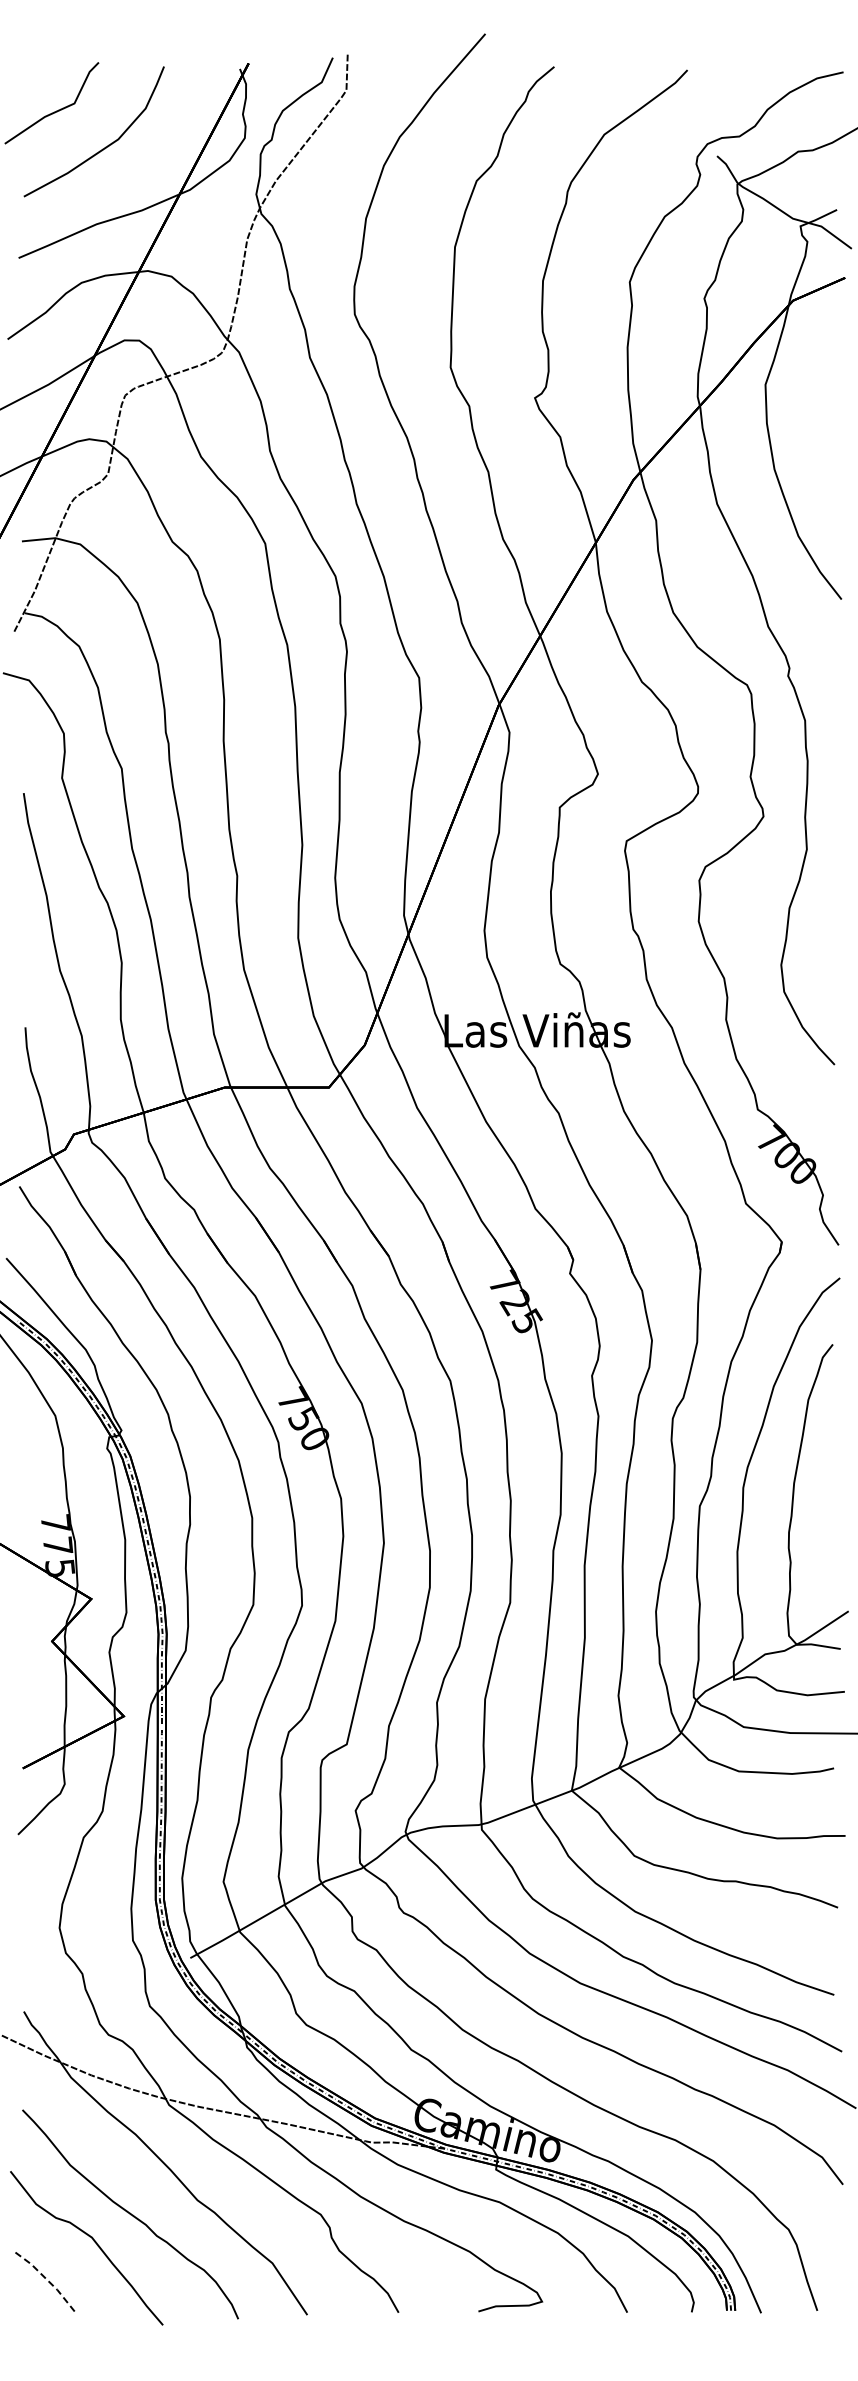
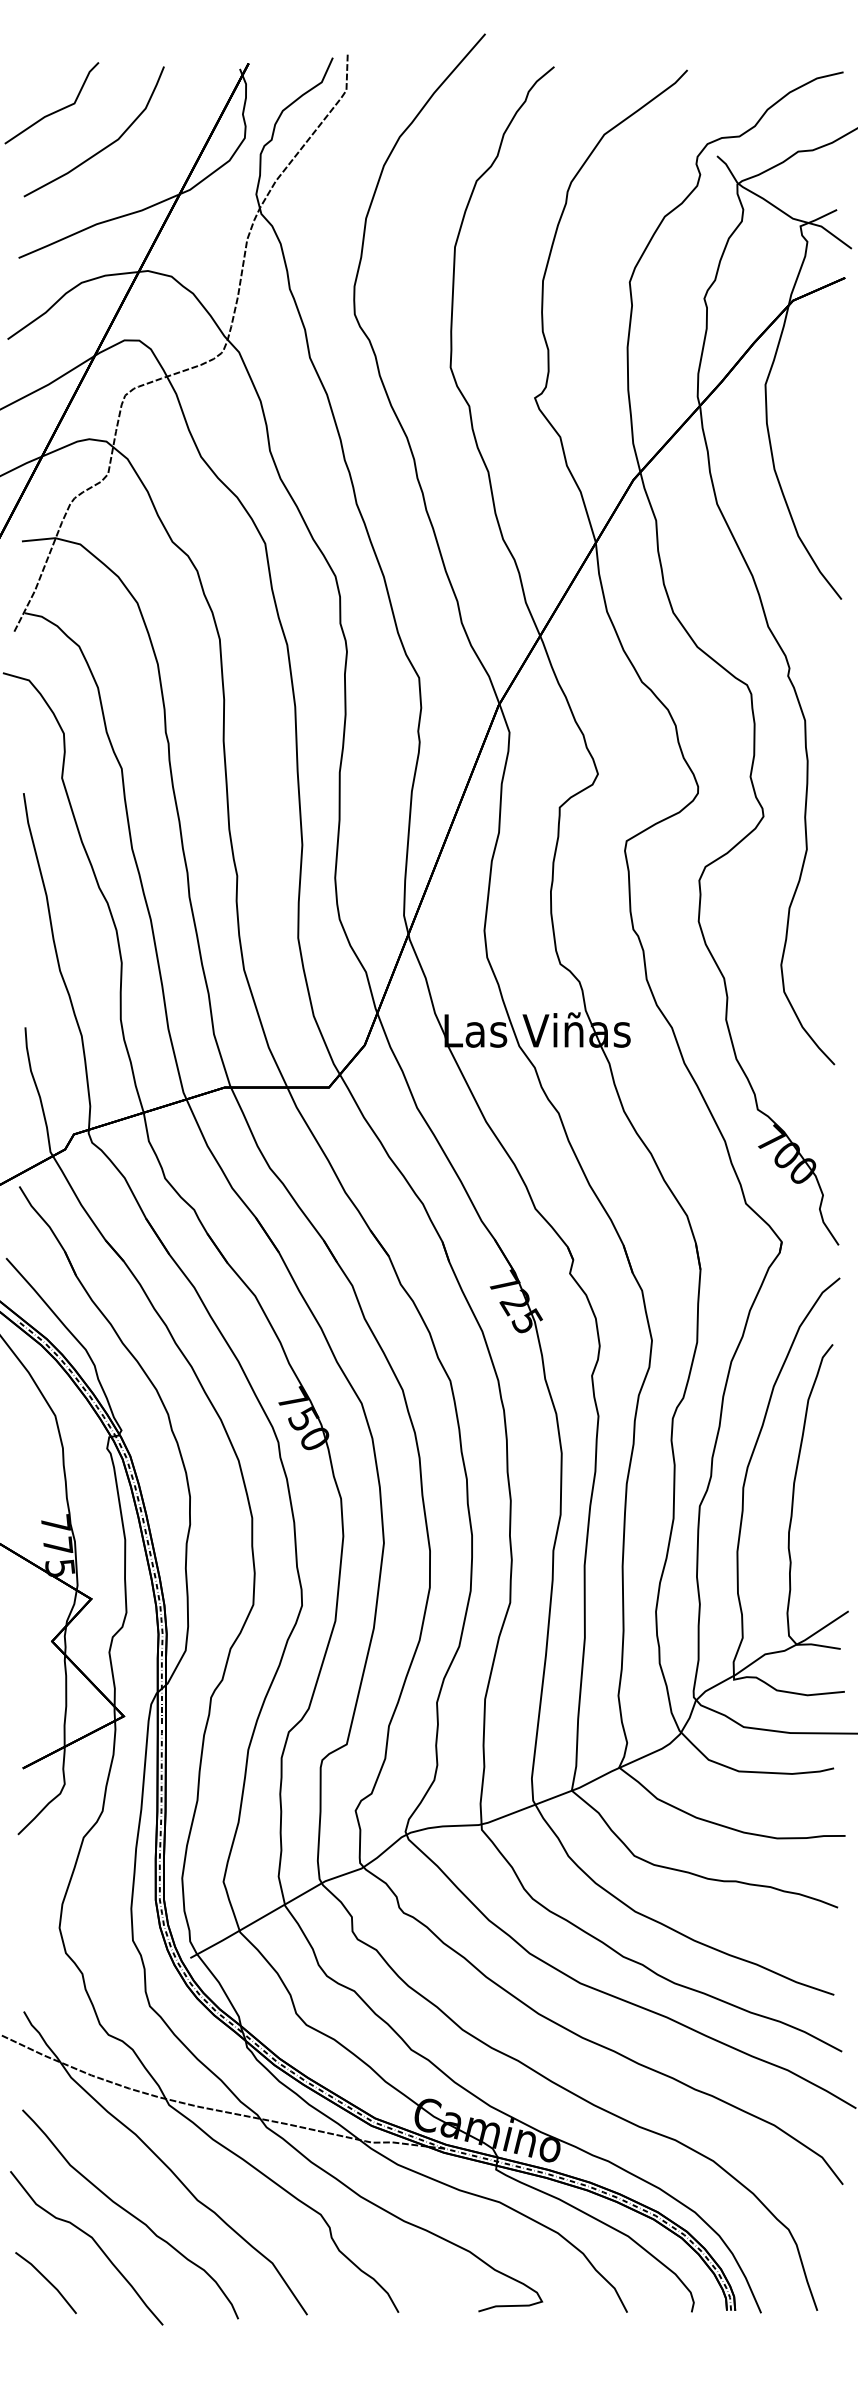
line: dashed -> solid (48, 2280)
